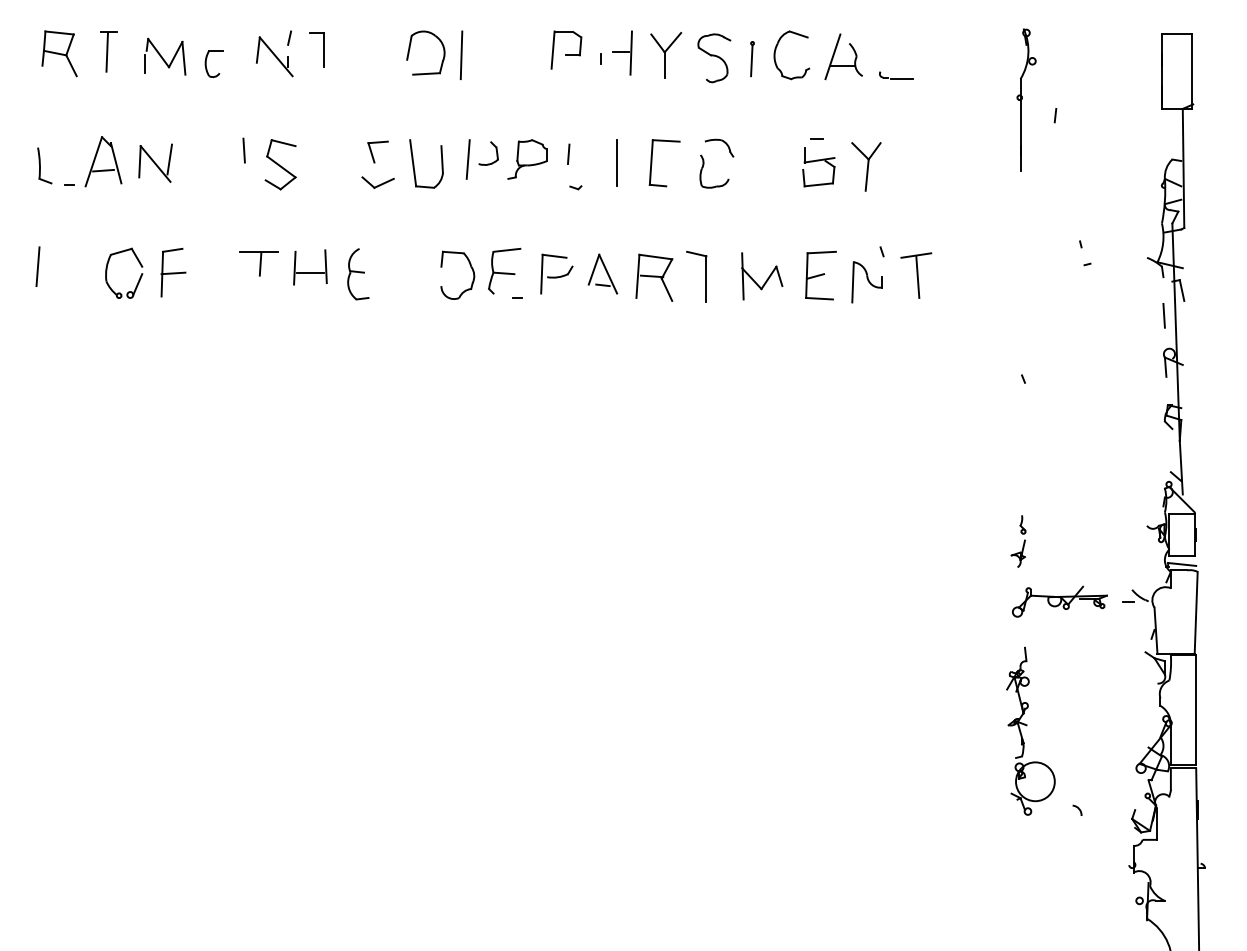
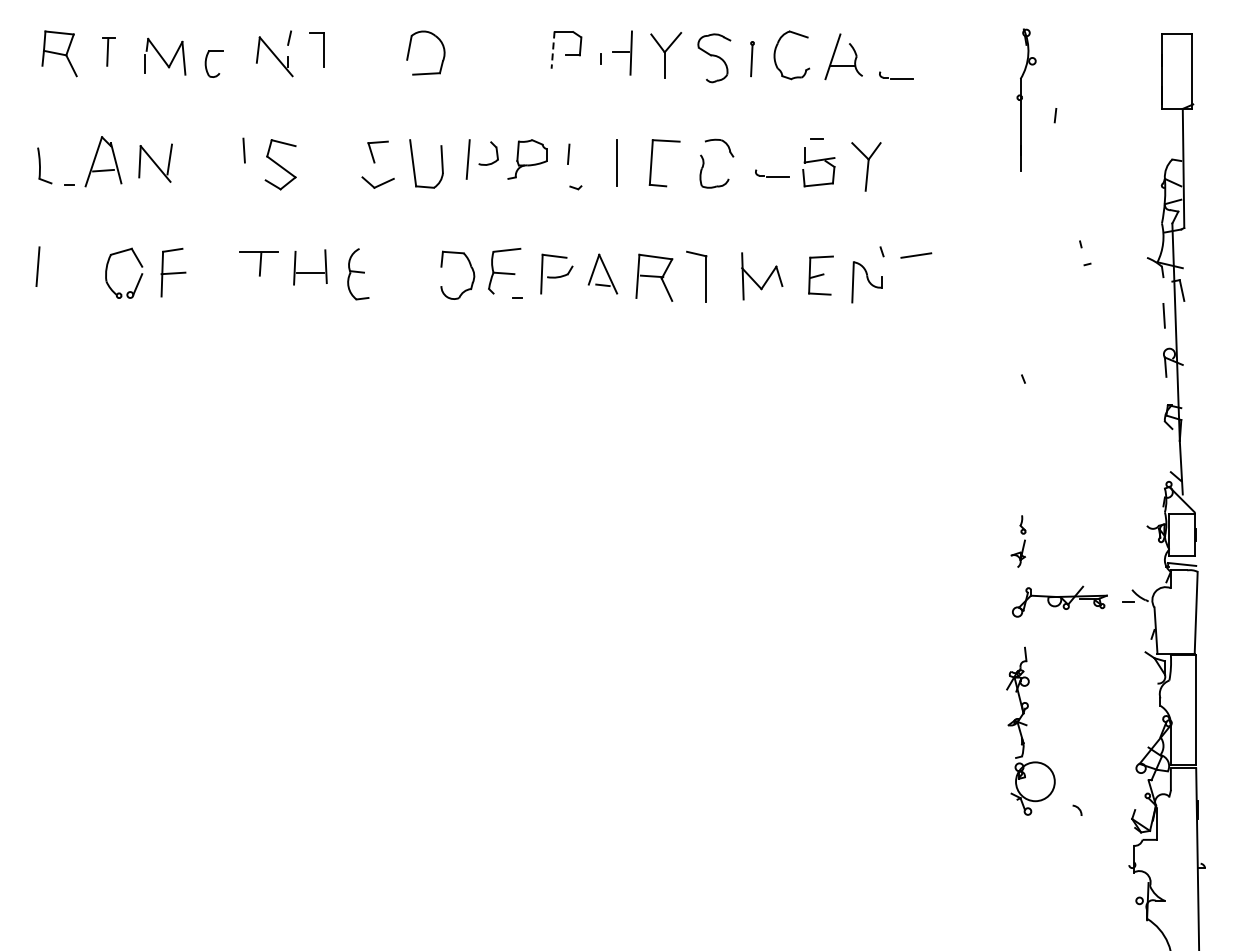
line: solid -> dashed (553, 50)
part size: 18x42 px -> 14x30 px (108, 51)
line: present -> none (461, 55)
part: none -> present (772, 173)
part size: 32x51 px -> 26x41 px (820, 275)
line: present -> none (917, 276)
